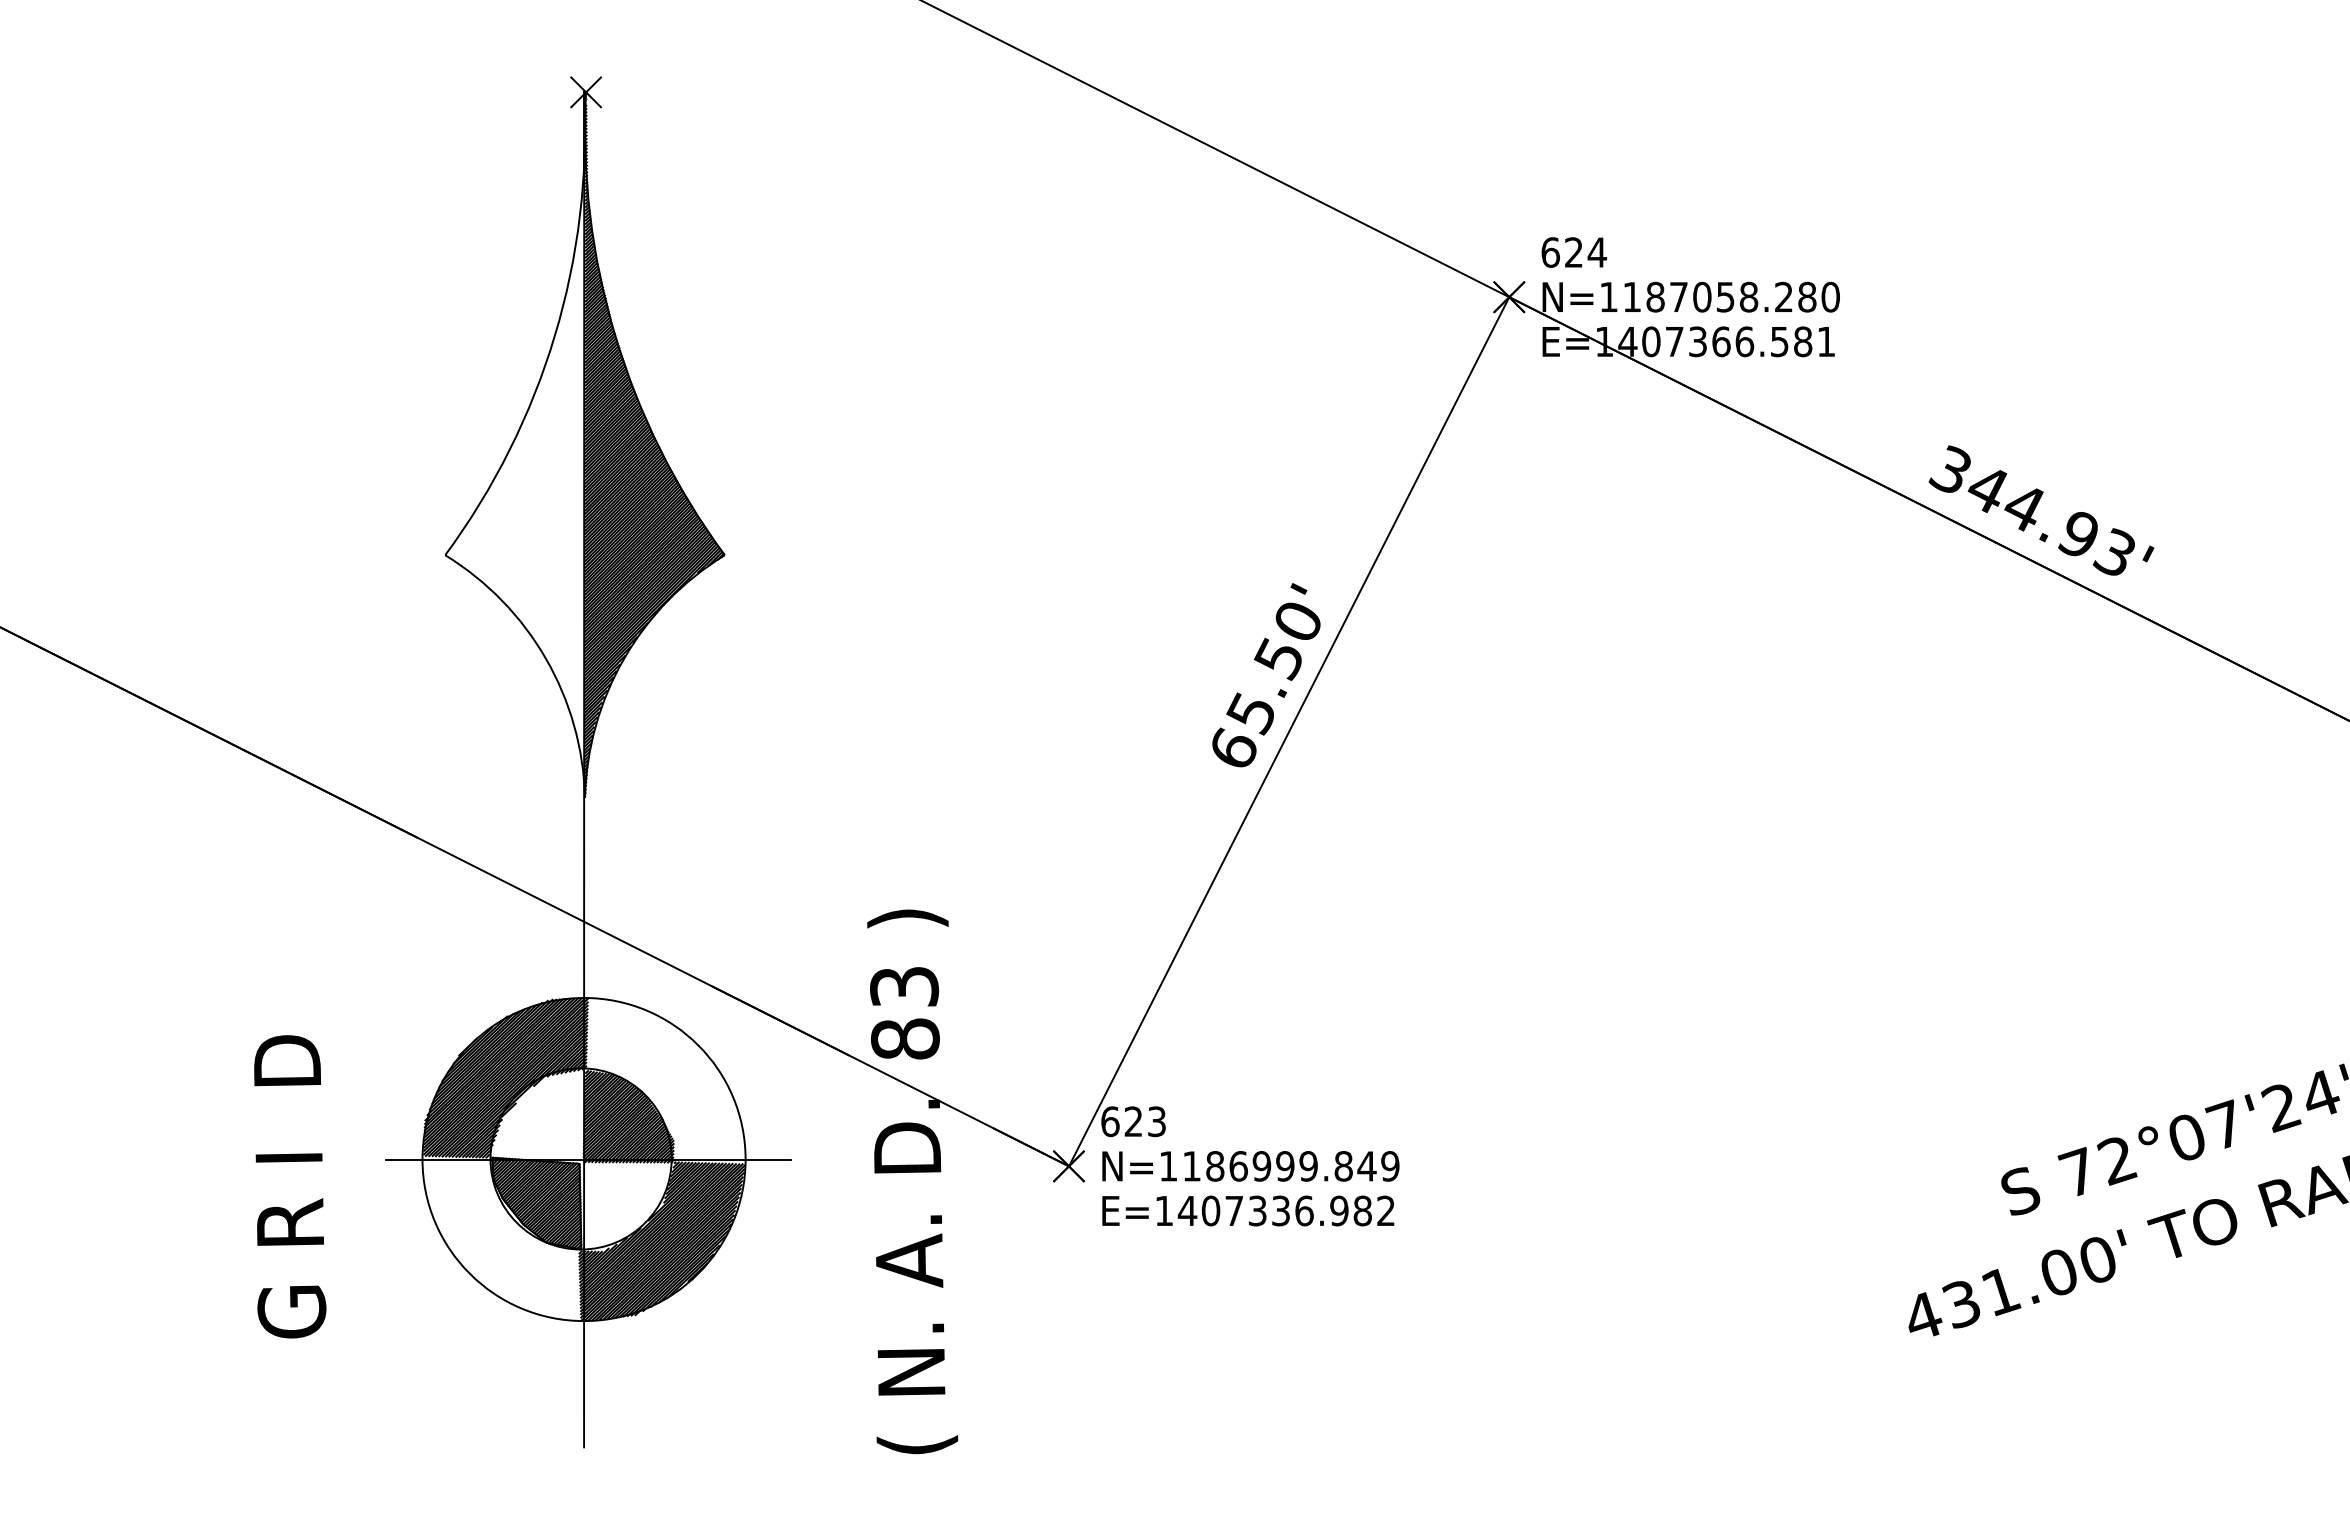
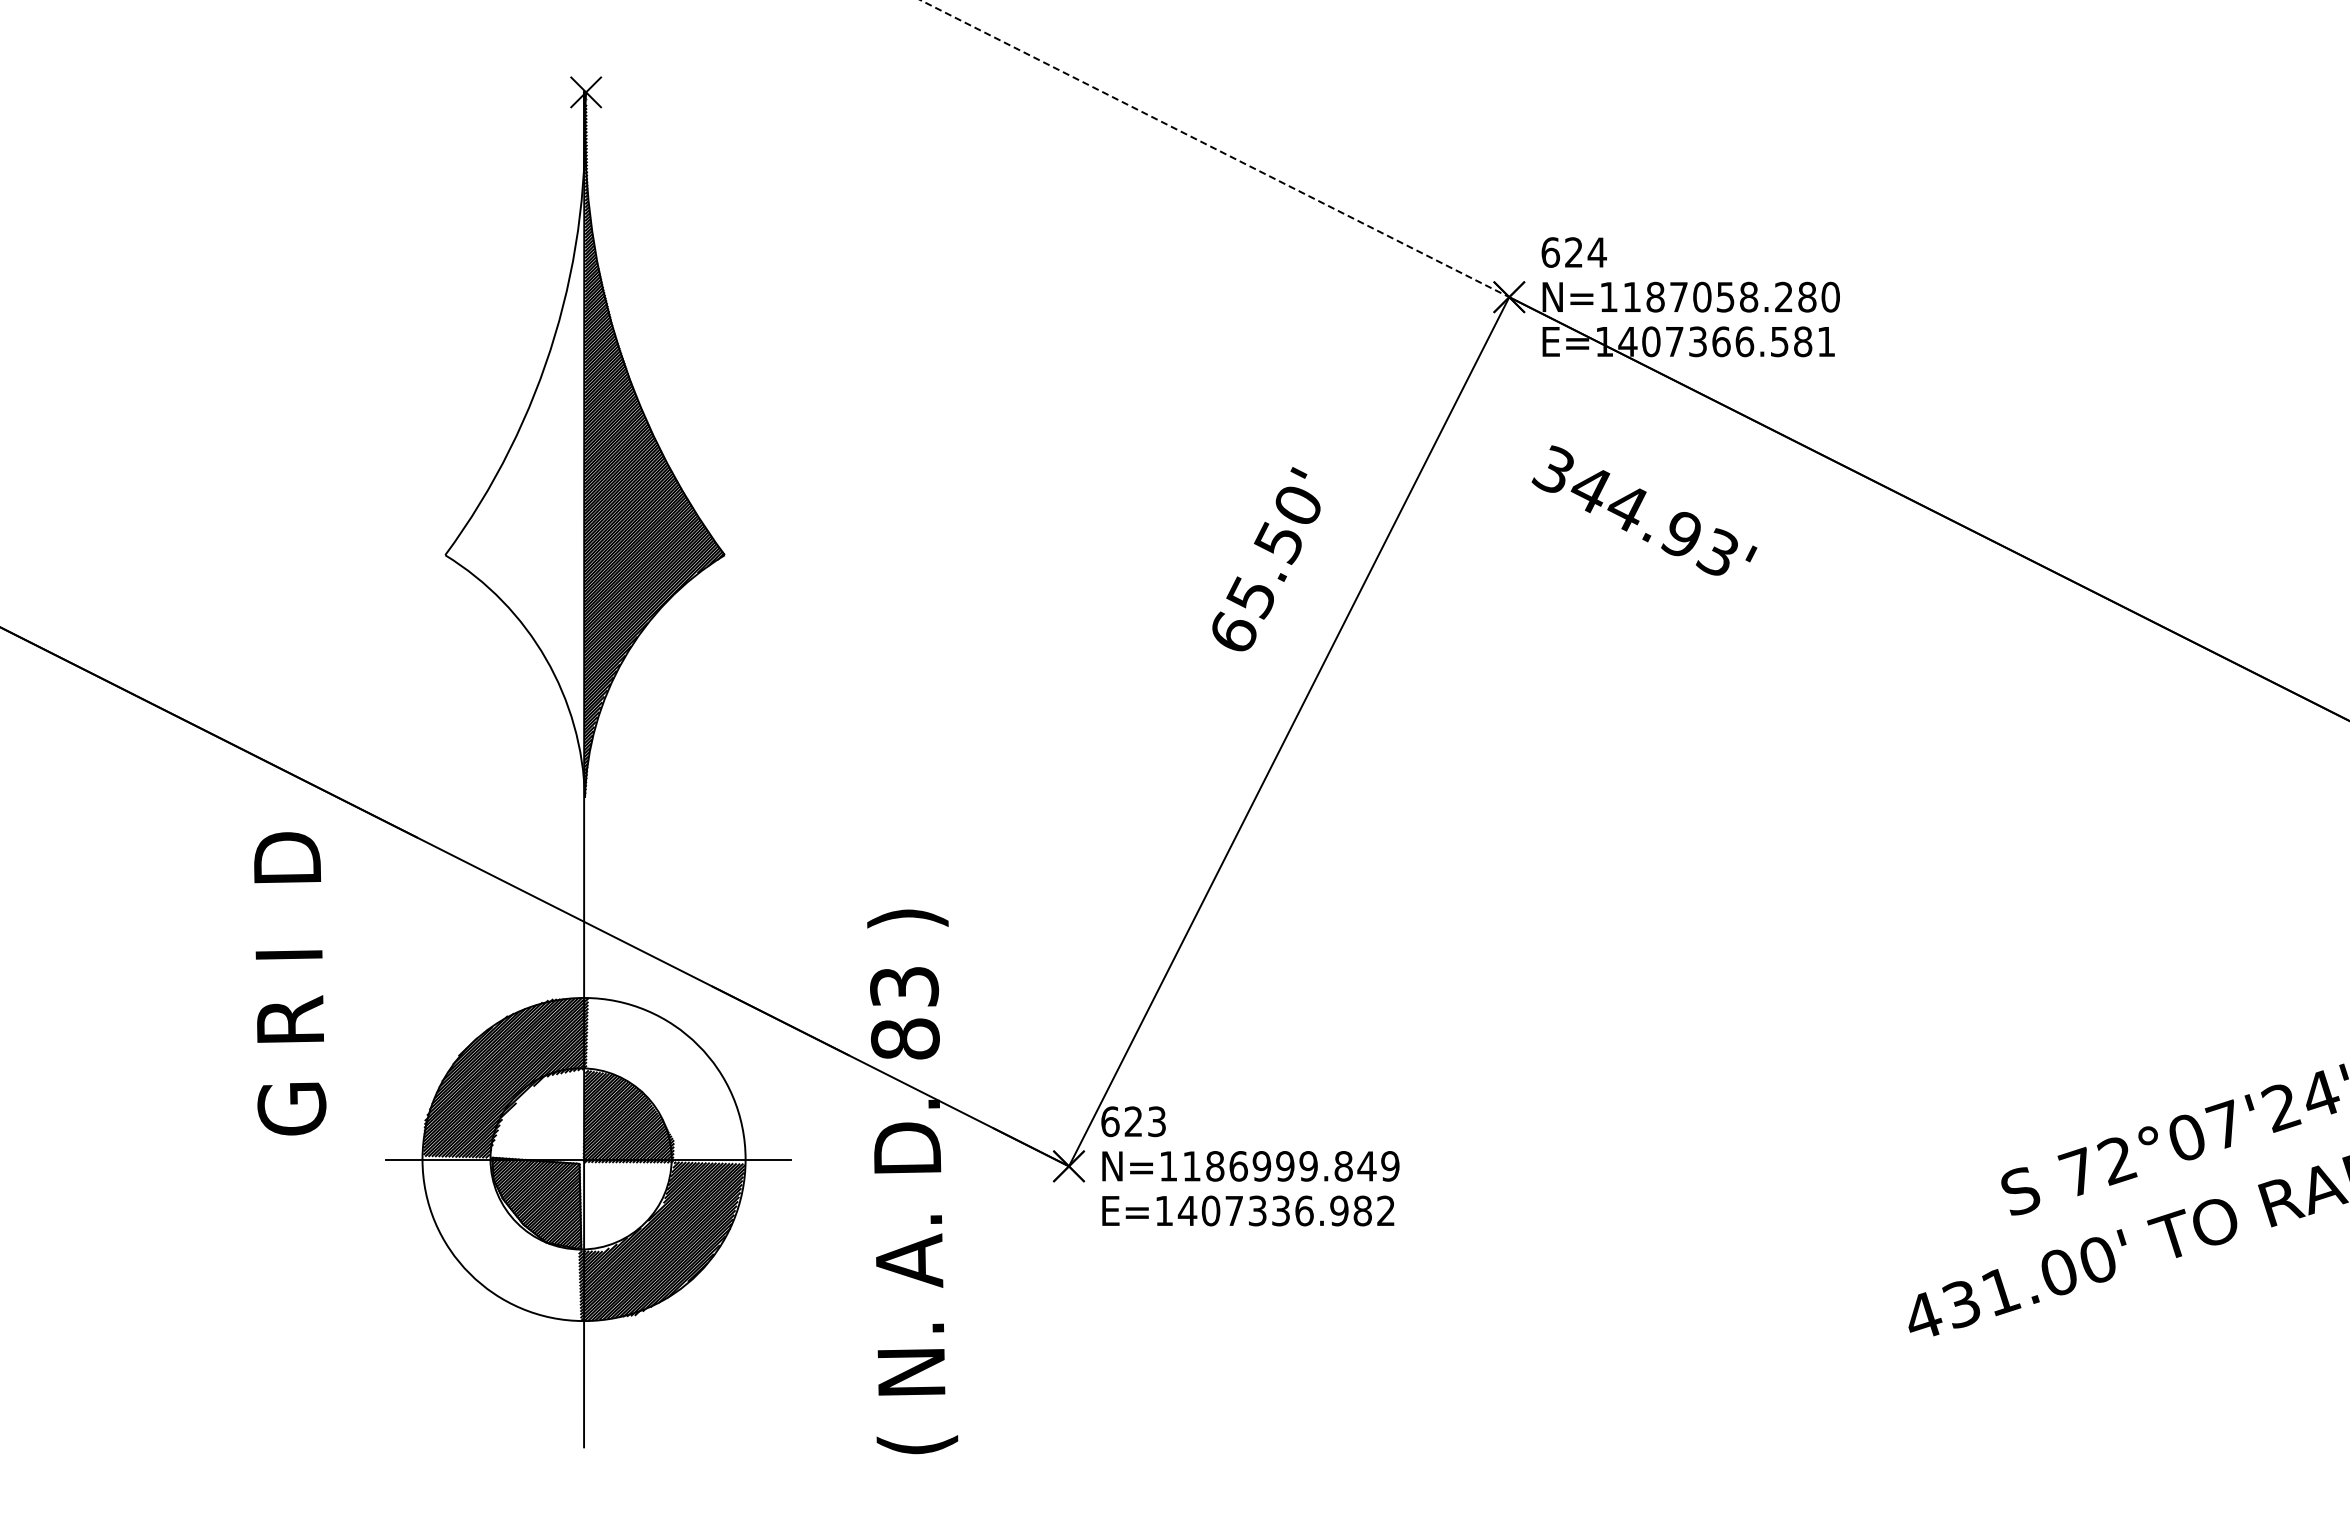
line: solid -> dashed (1215, 149)
text position: (2041, 510) -> (1644, 510) (1644, 510)
text position: (1266, 675) -> (1266, 559) (1266, 559)
text position: (290, 1186) -> (290, 983) (290, 983)
